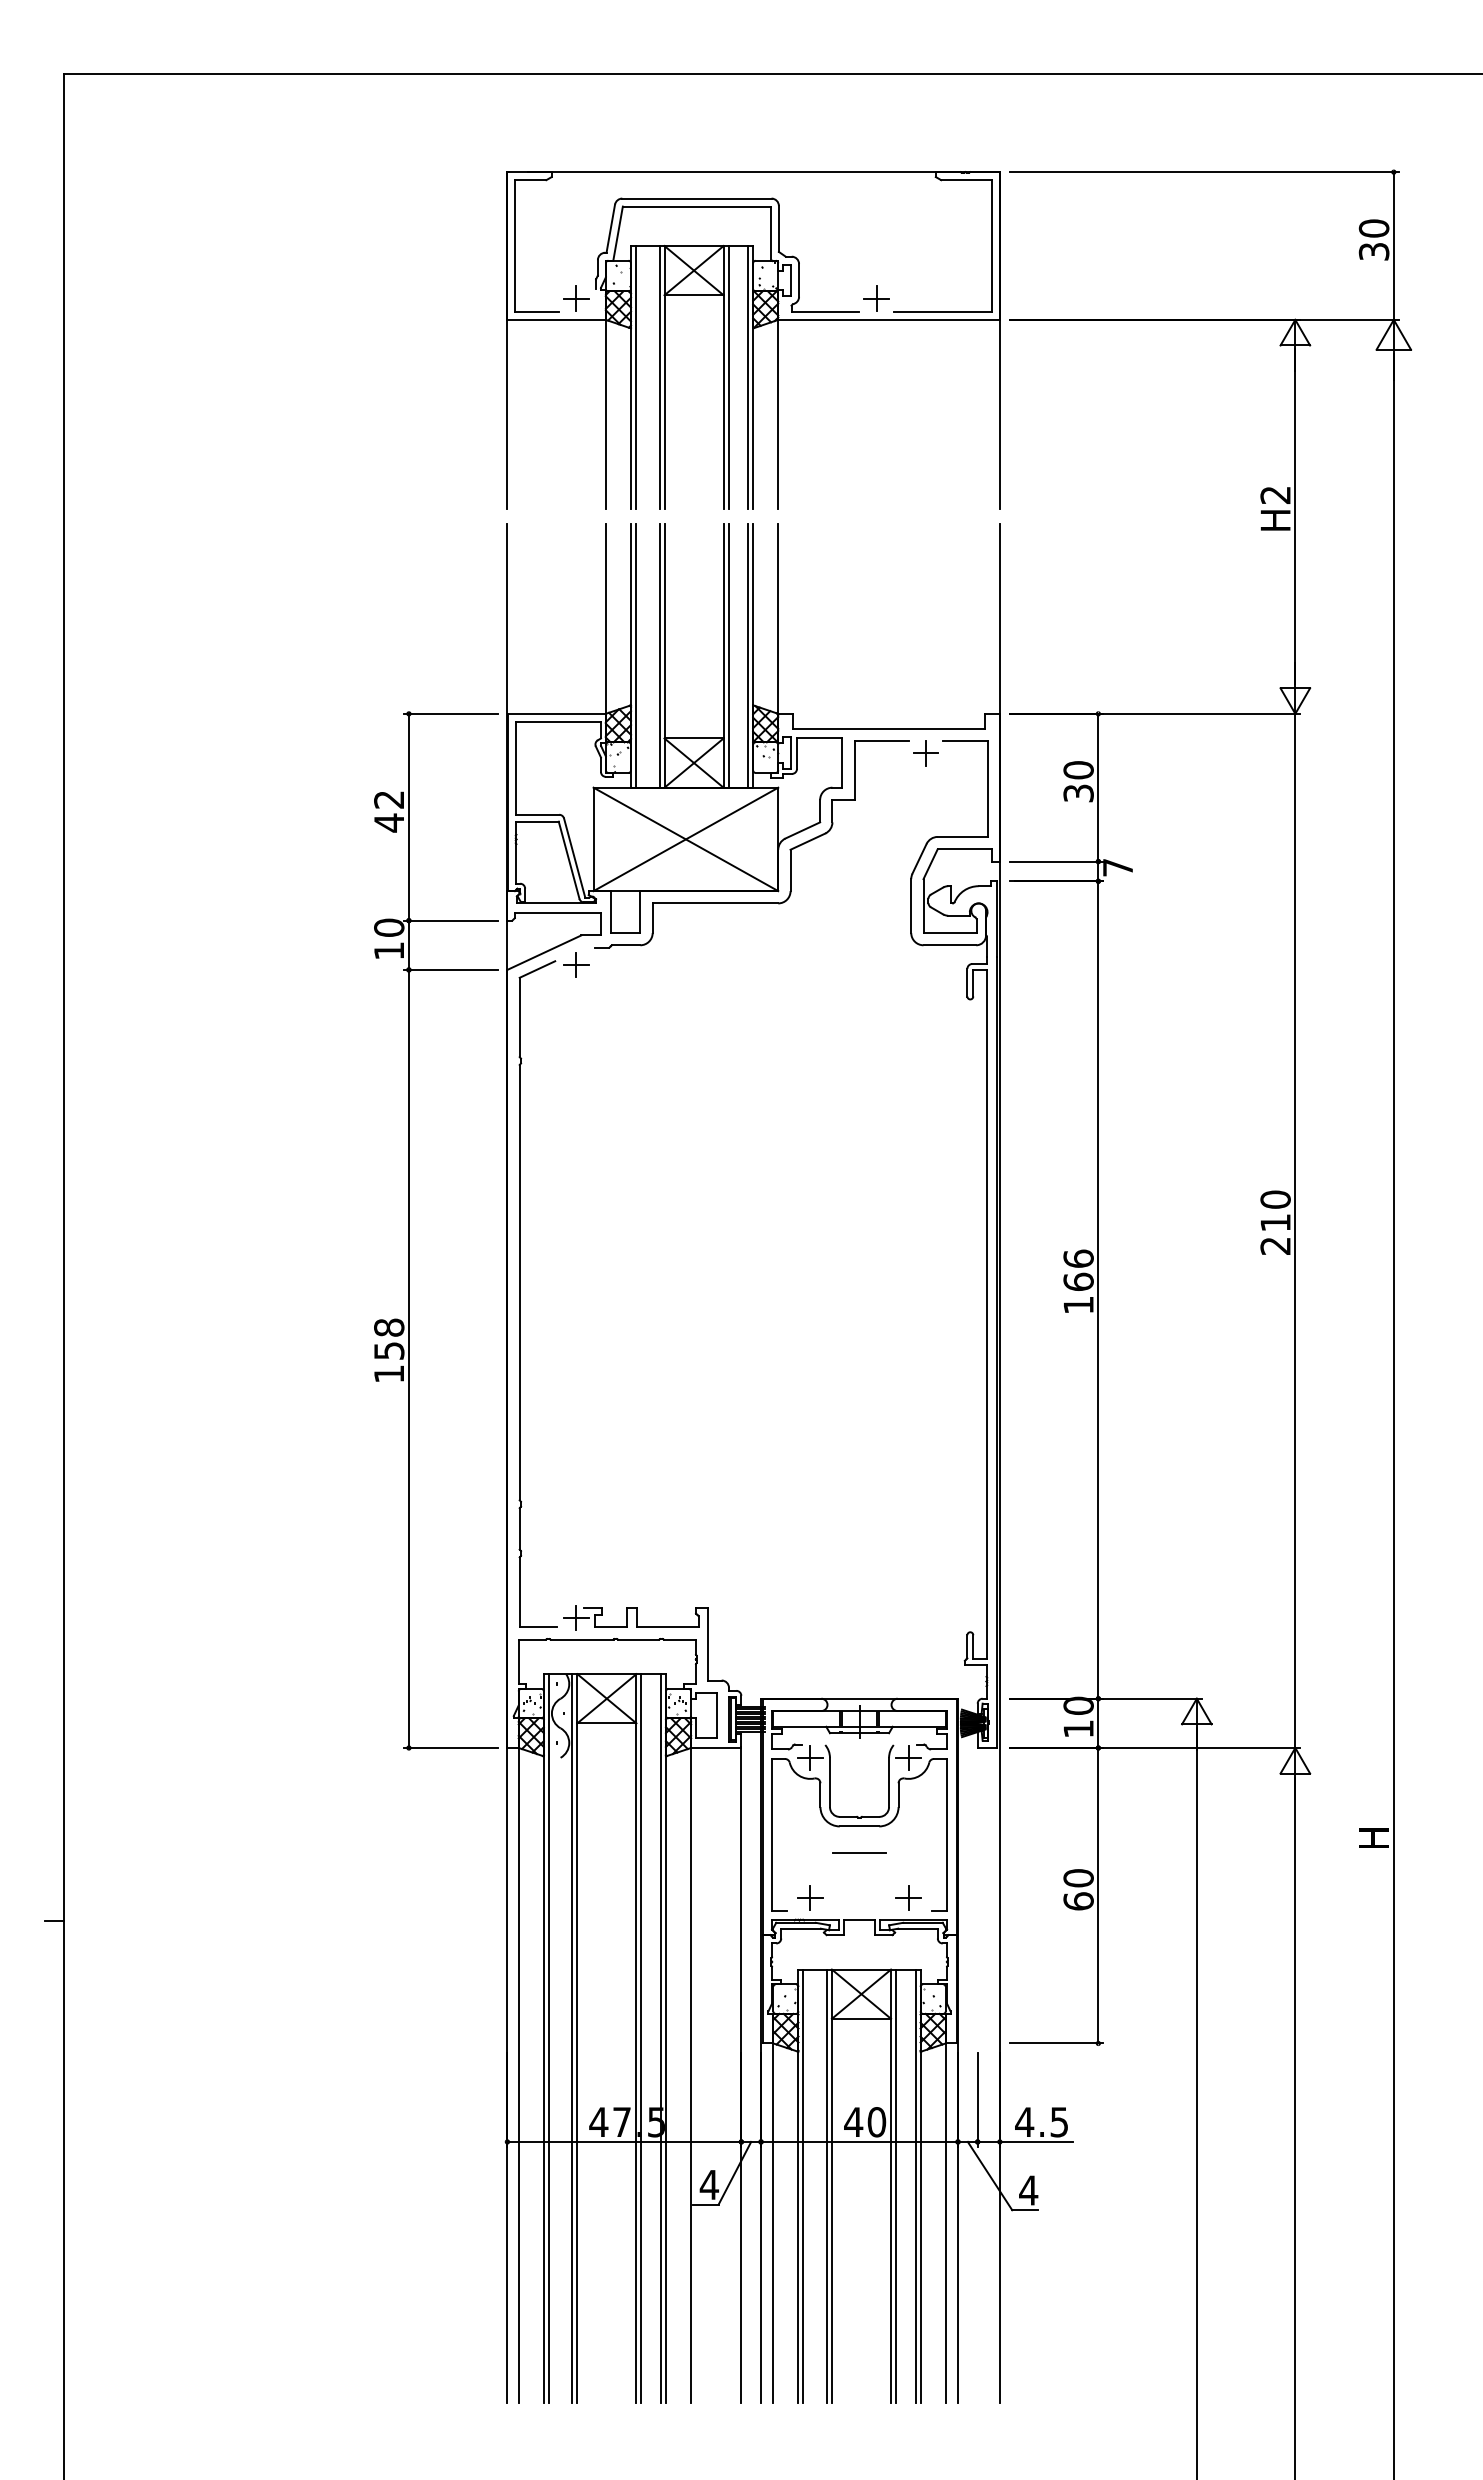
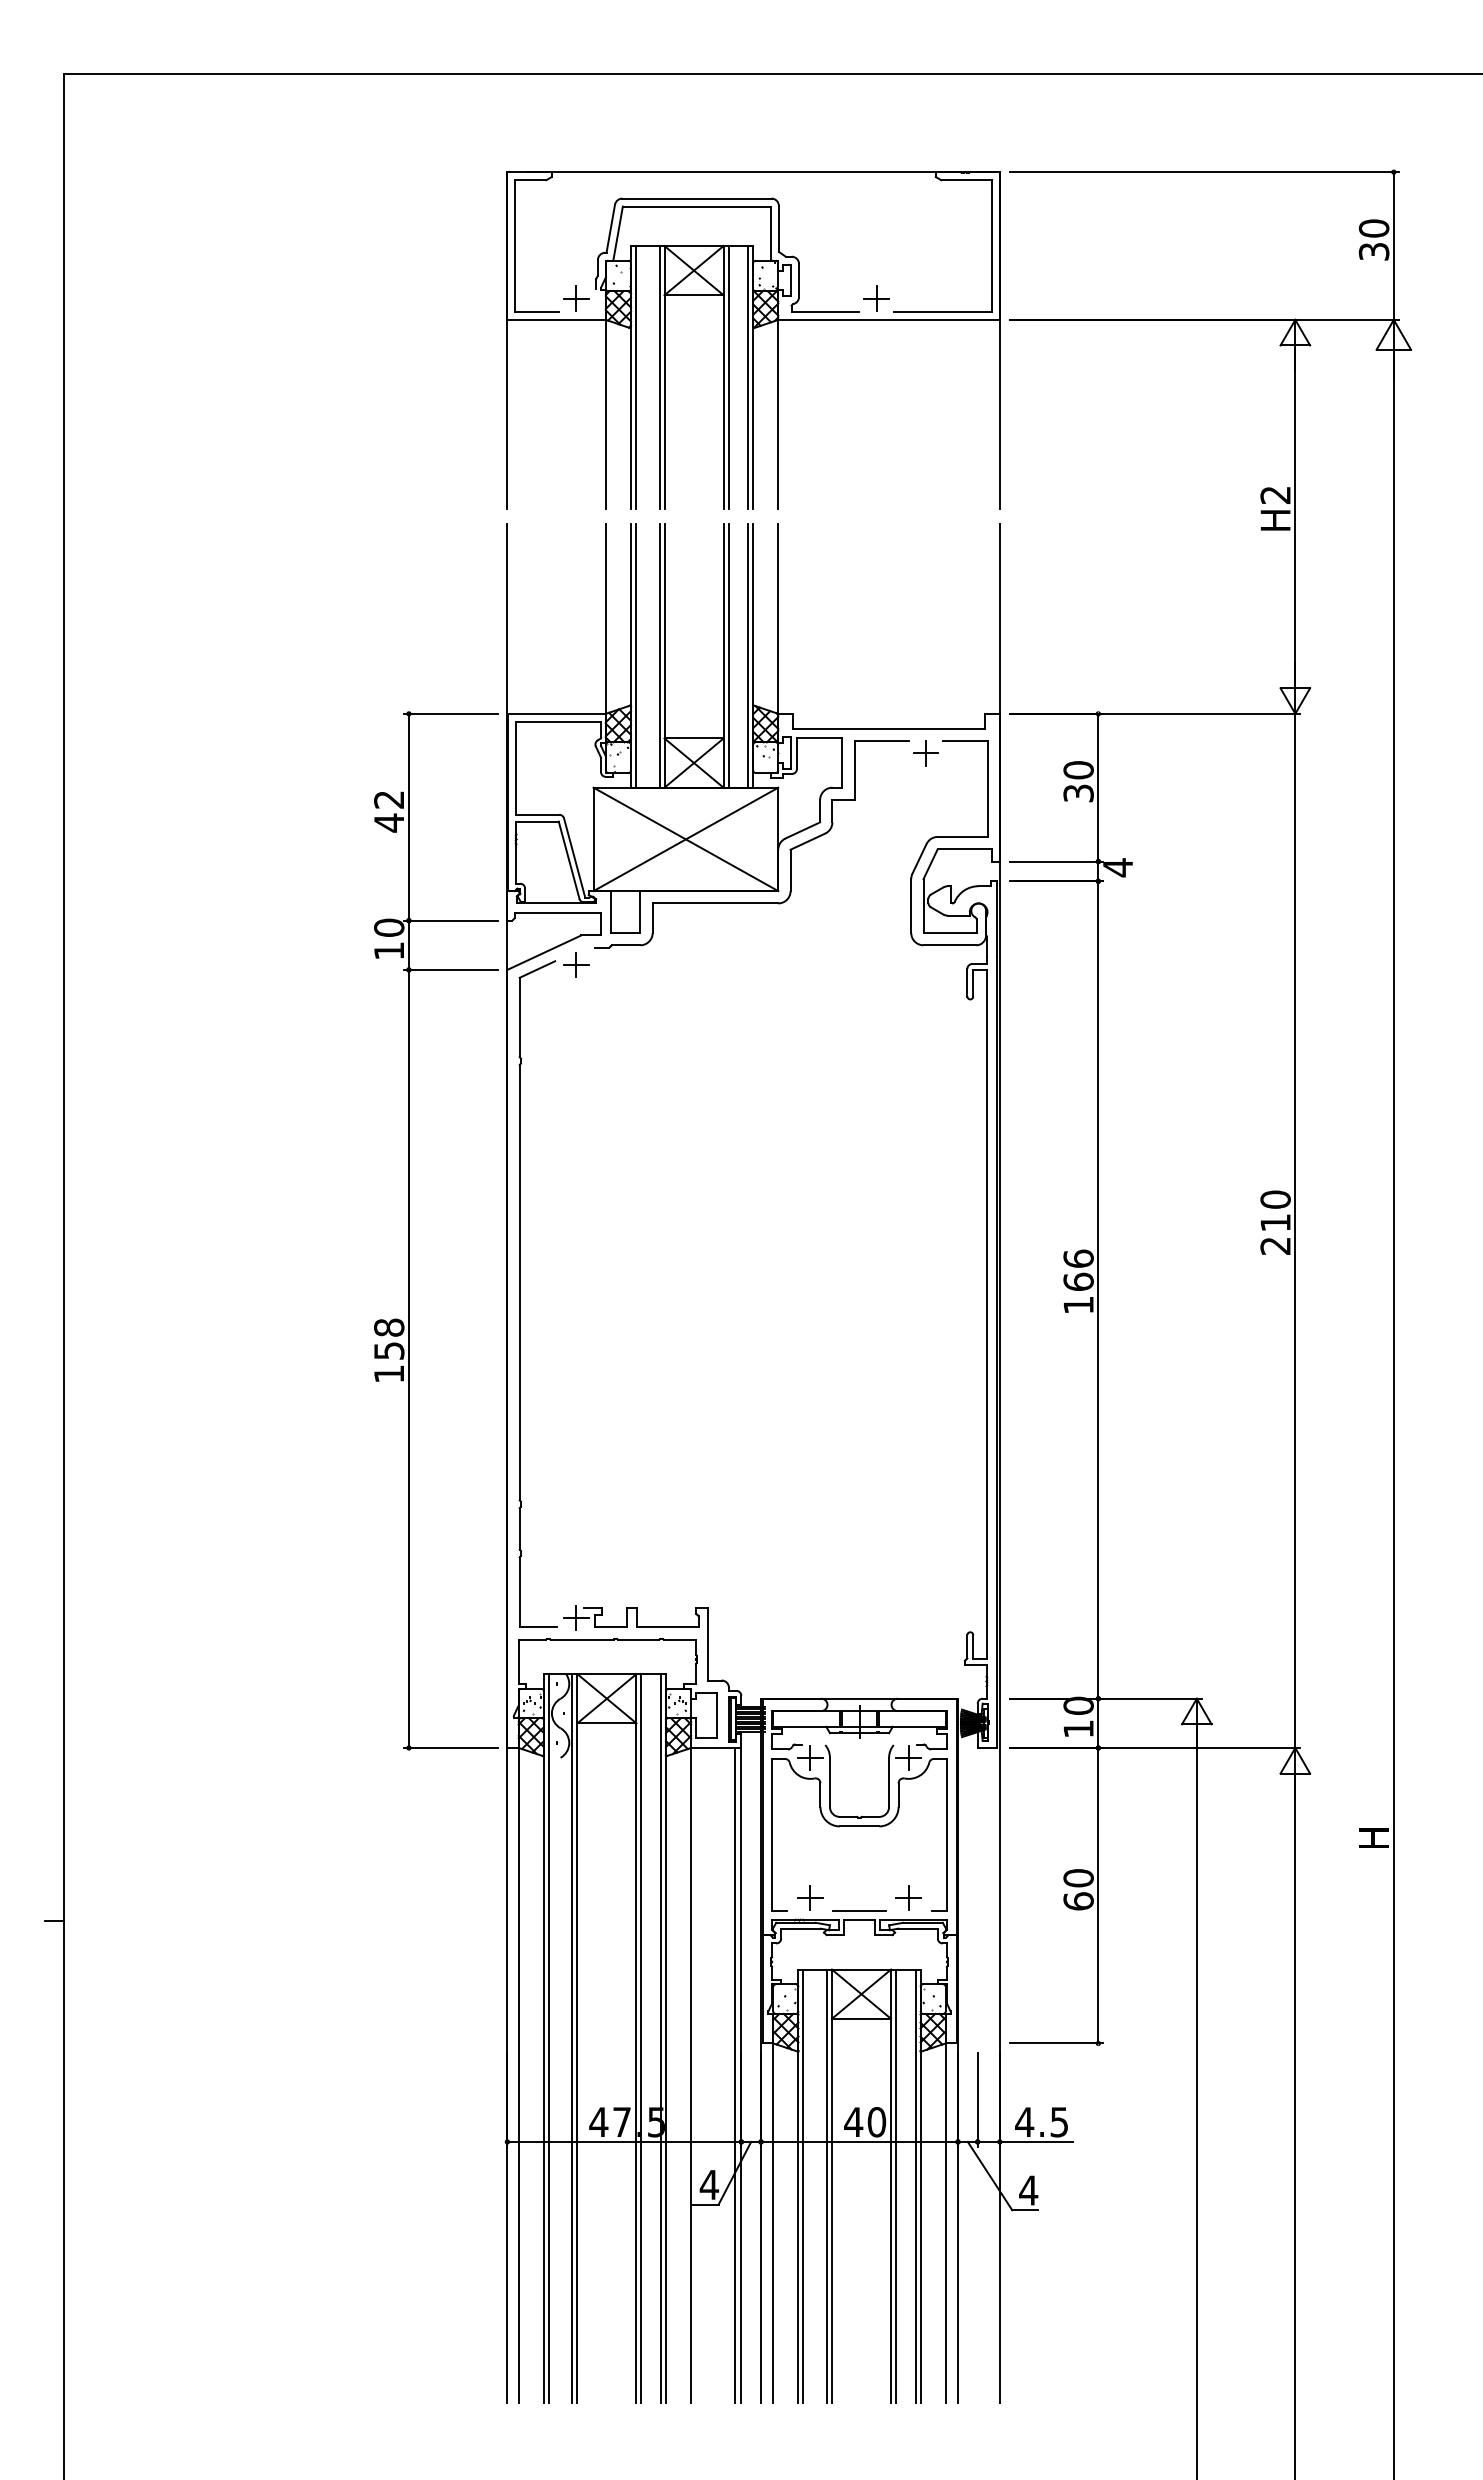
text: 7 -> 4 (1117, 867)
line position: (859, 1852) -> (859, 1910) (859, 1910)
line: none -> present (734, 2074)
